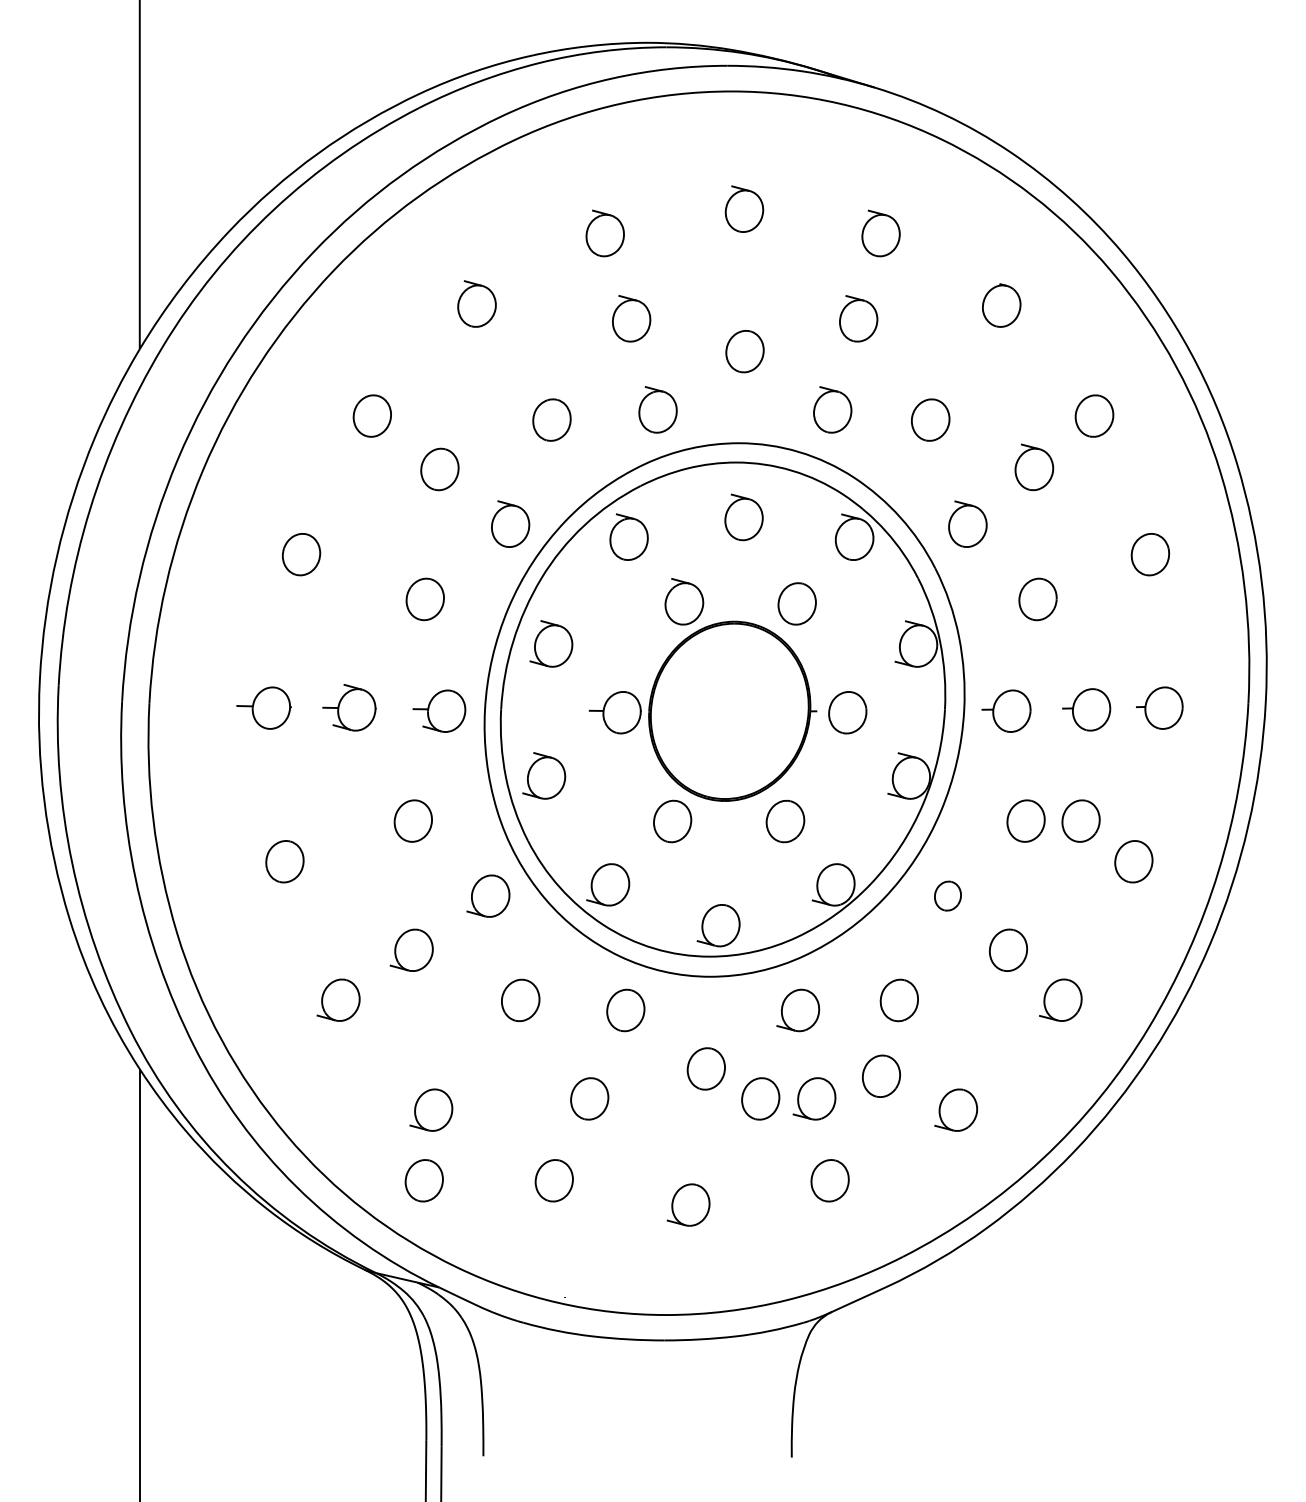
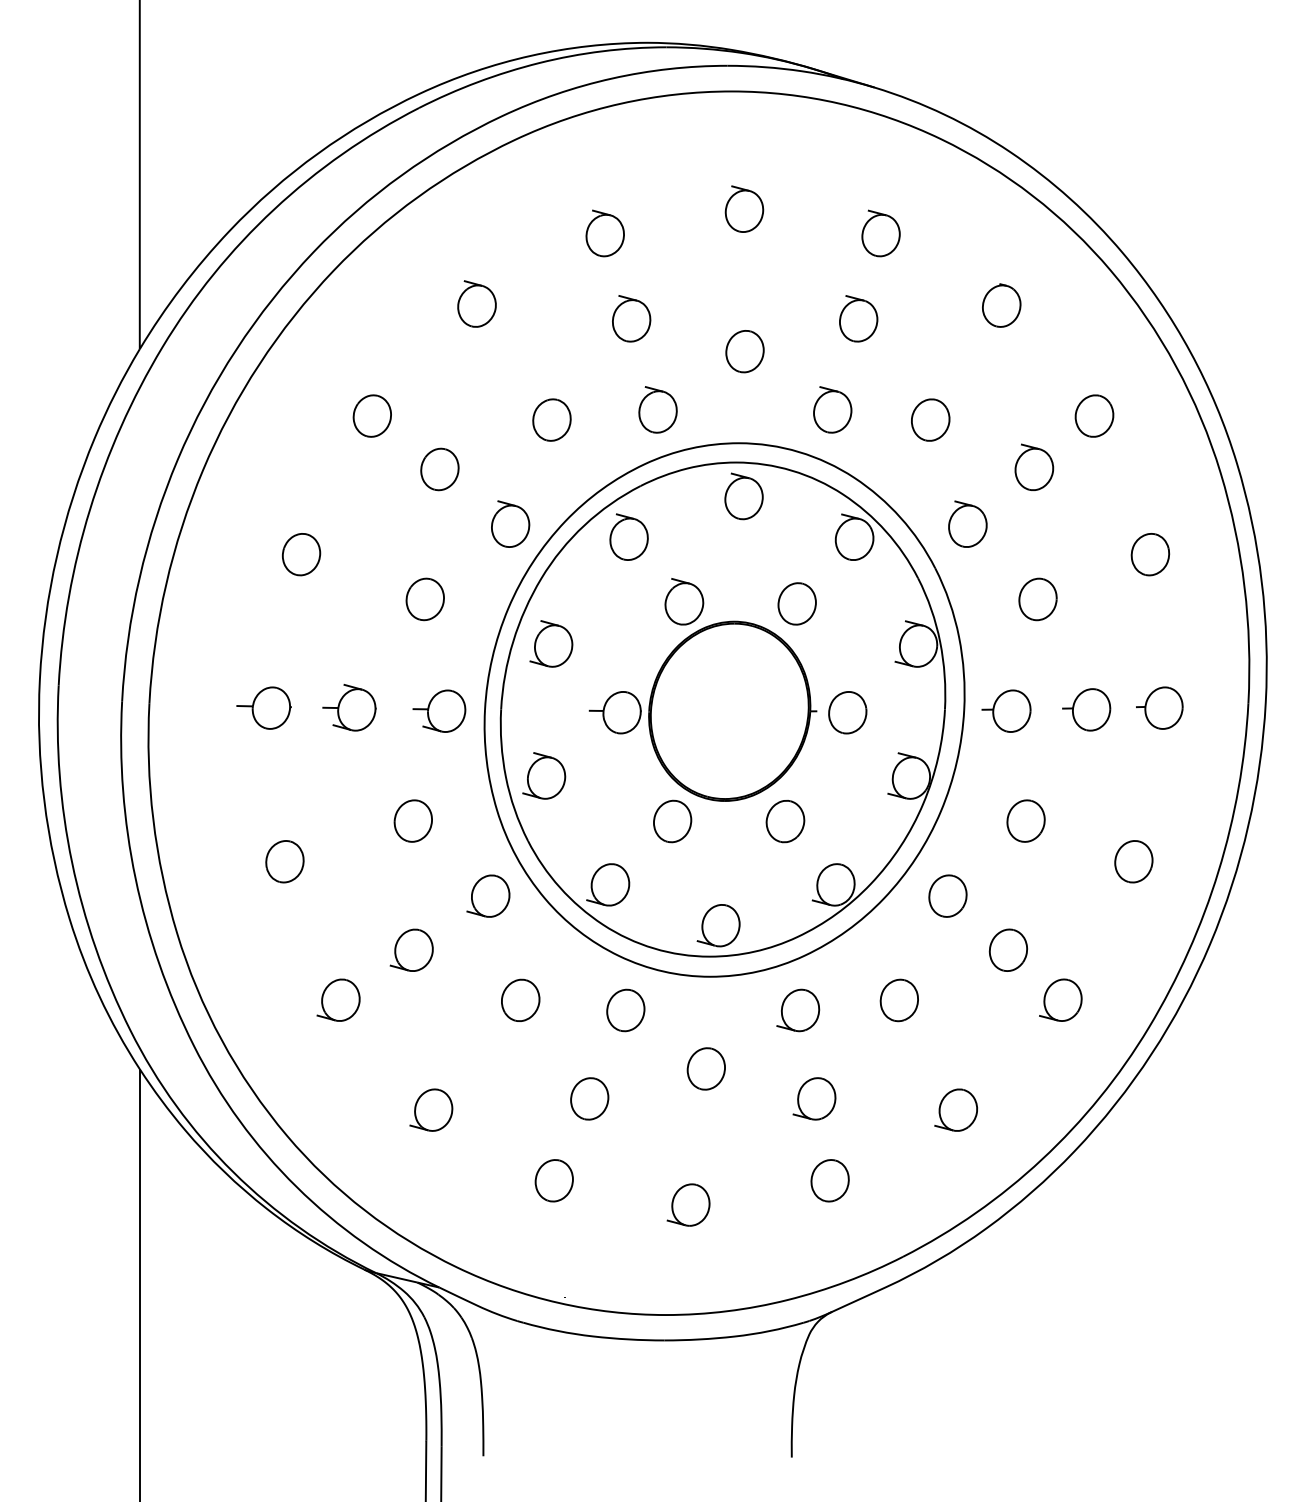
part position: (743, 517) -> (743, 496) (743, 496)
part: present -> none (1080, 820)
part size: 28x32 px -> 40x44 px (947, 895)
part: present -> none (880, 1075)
part: present -> none (760, 1098)
part: present -> none (423, 1180)
